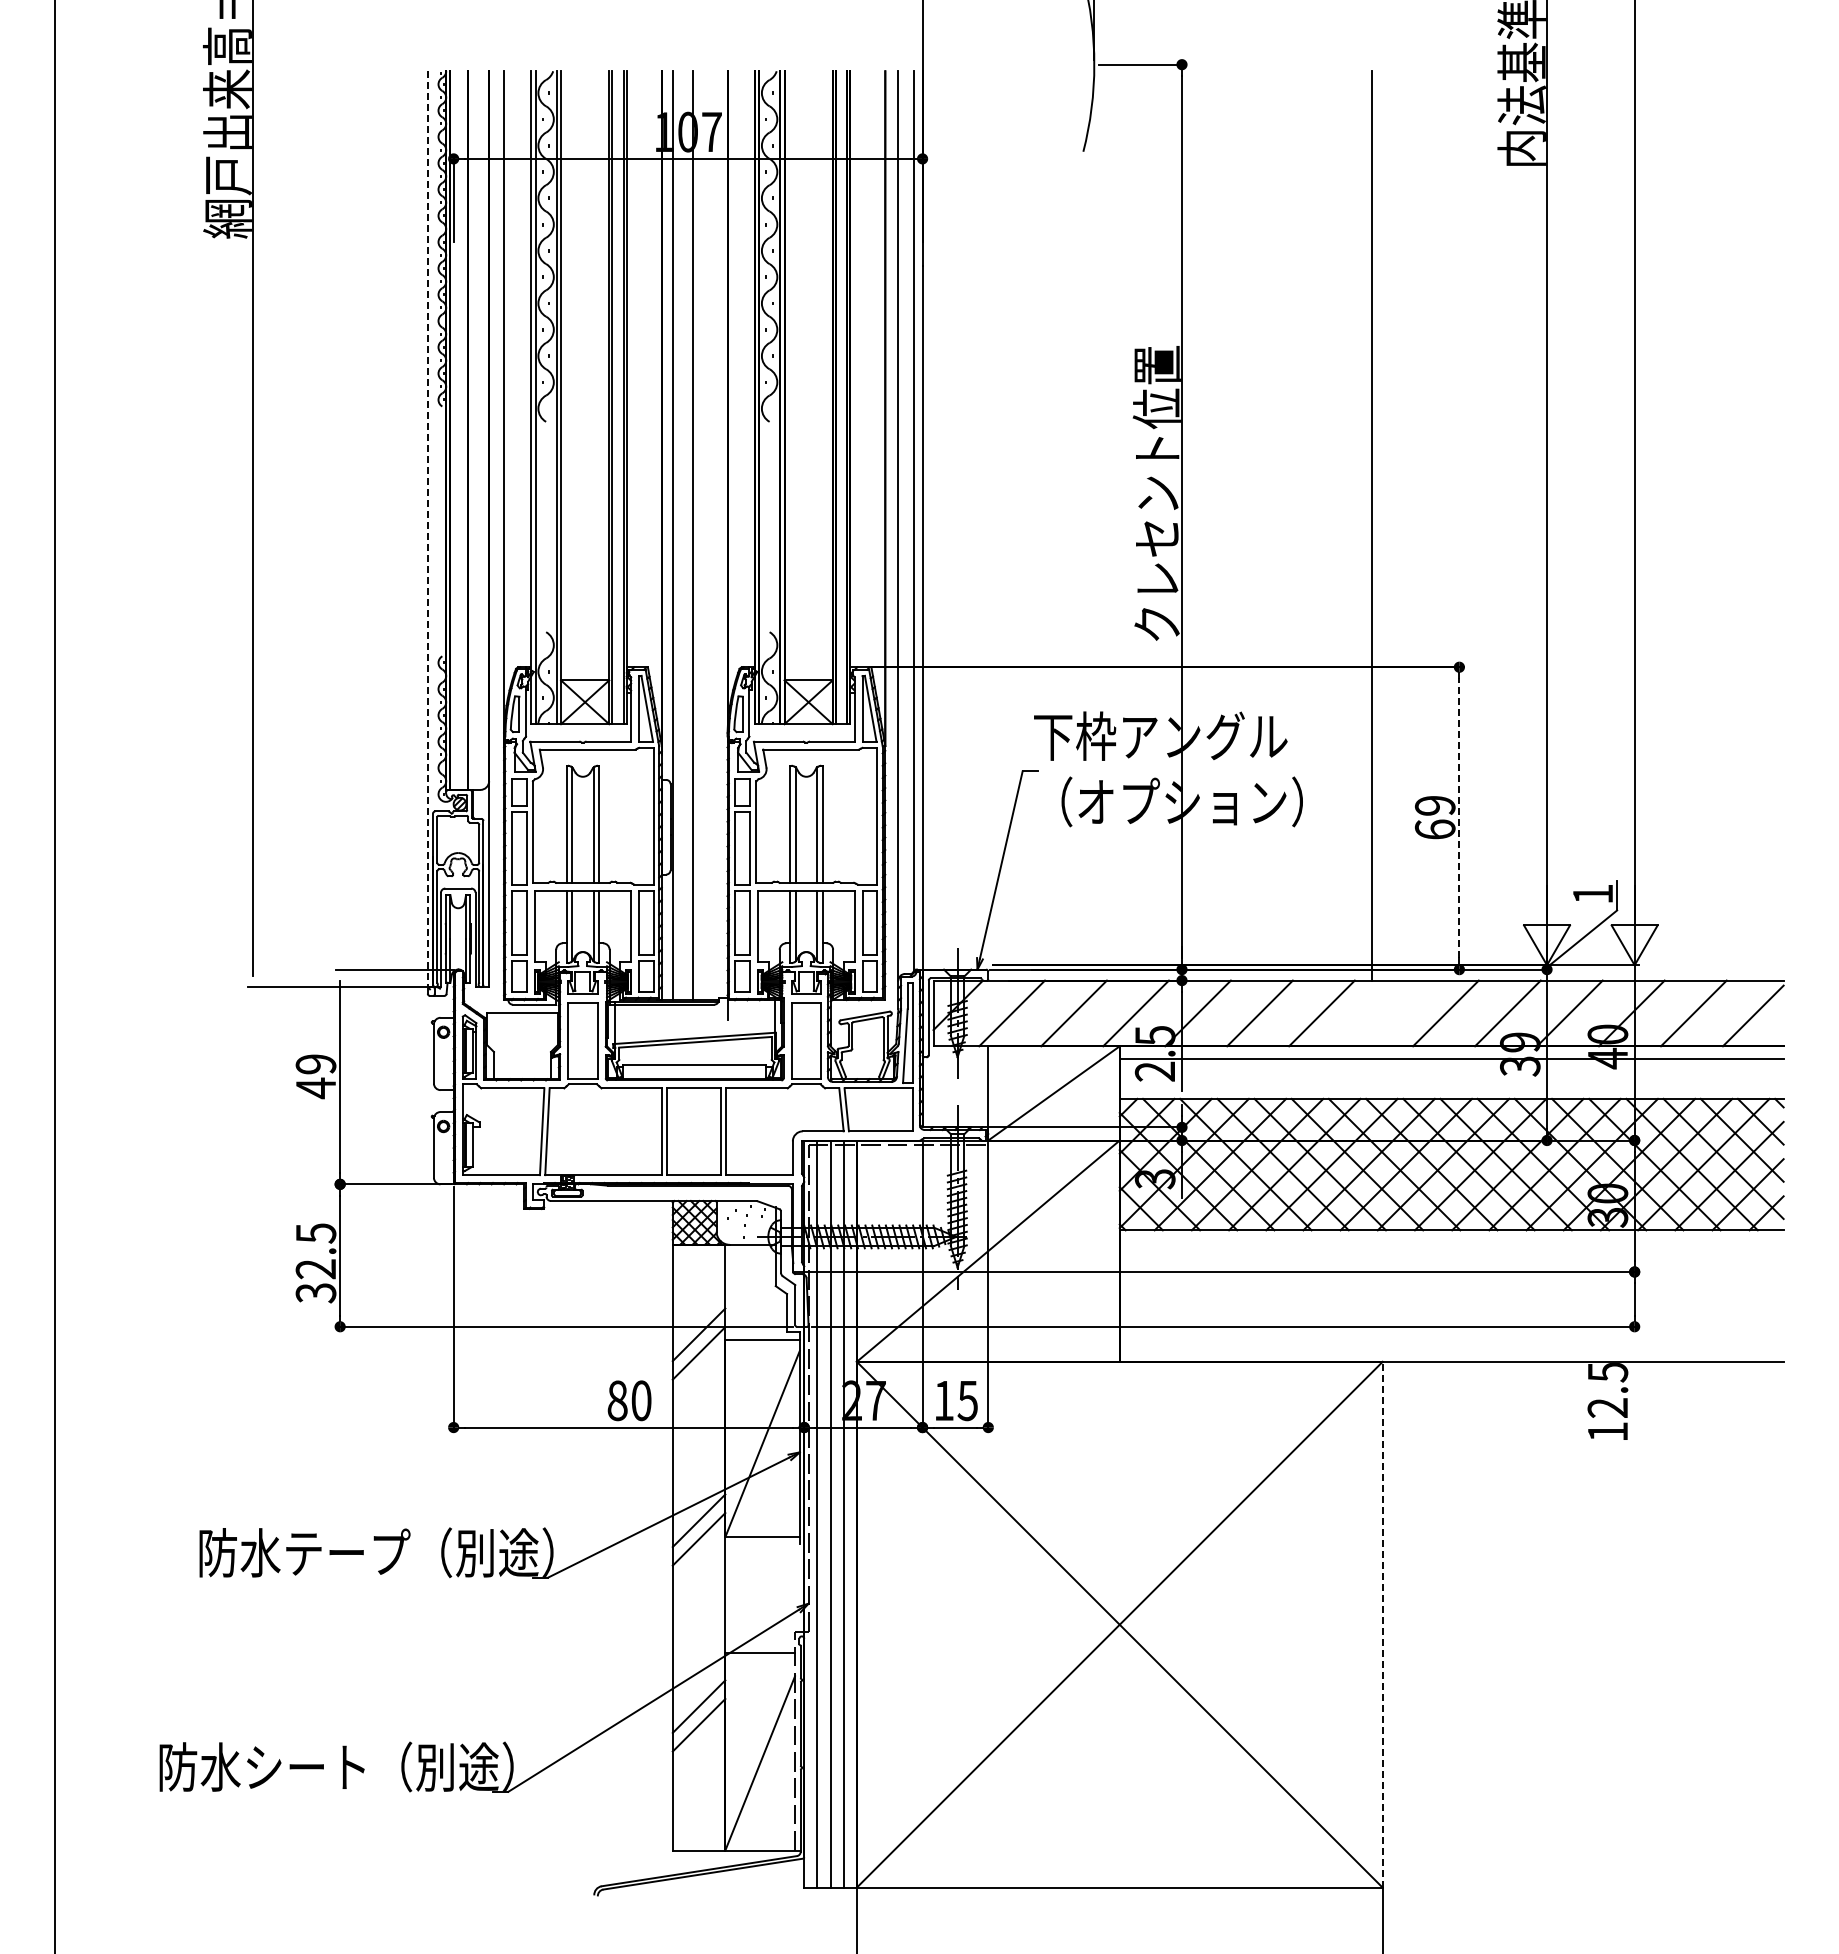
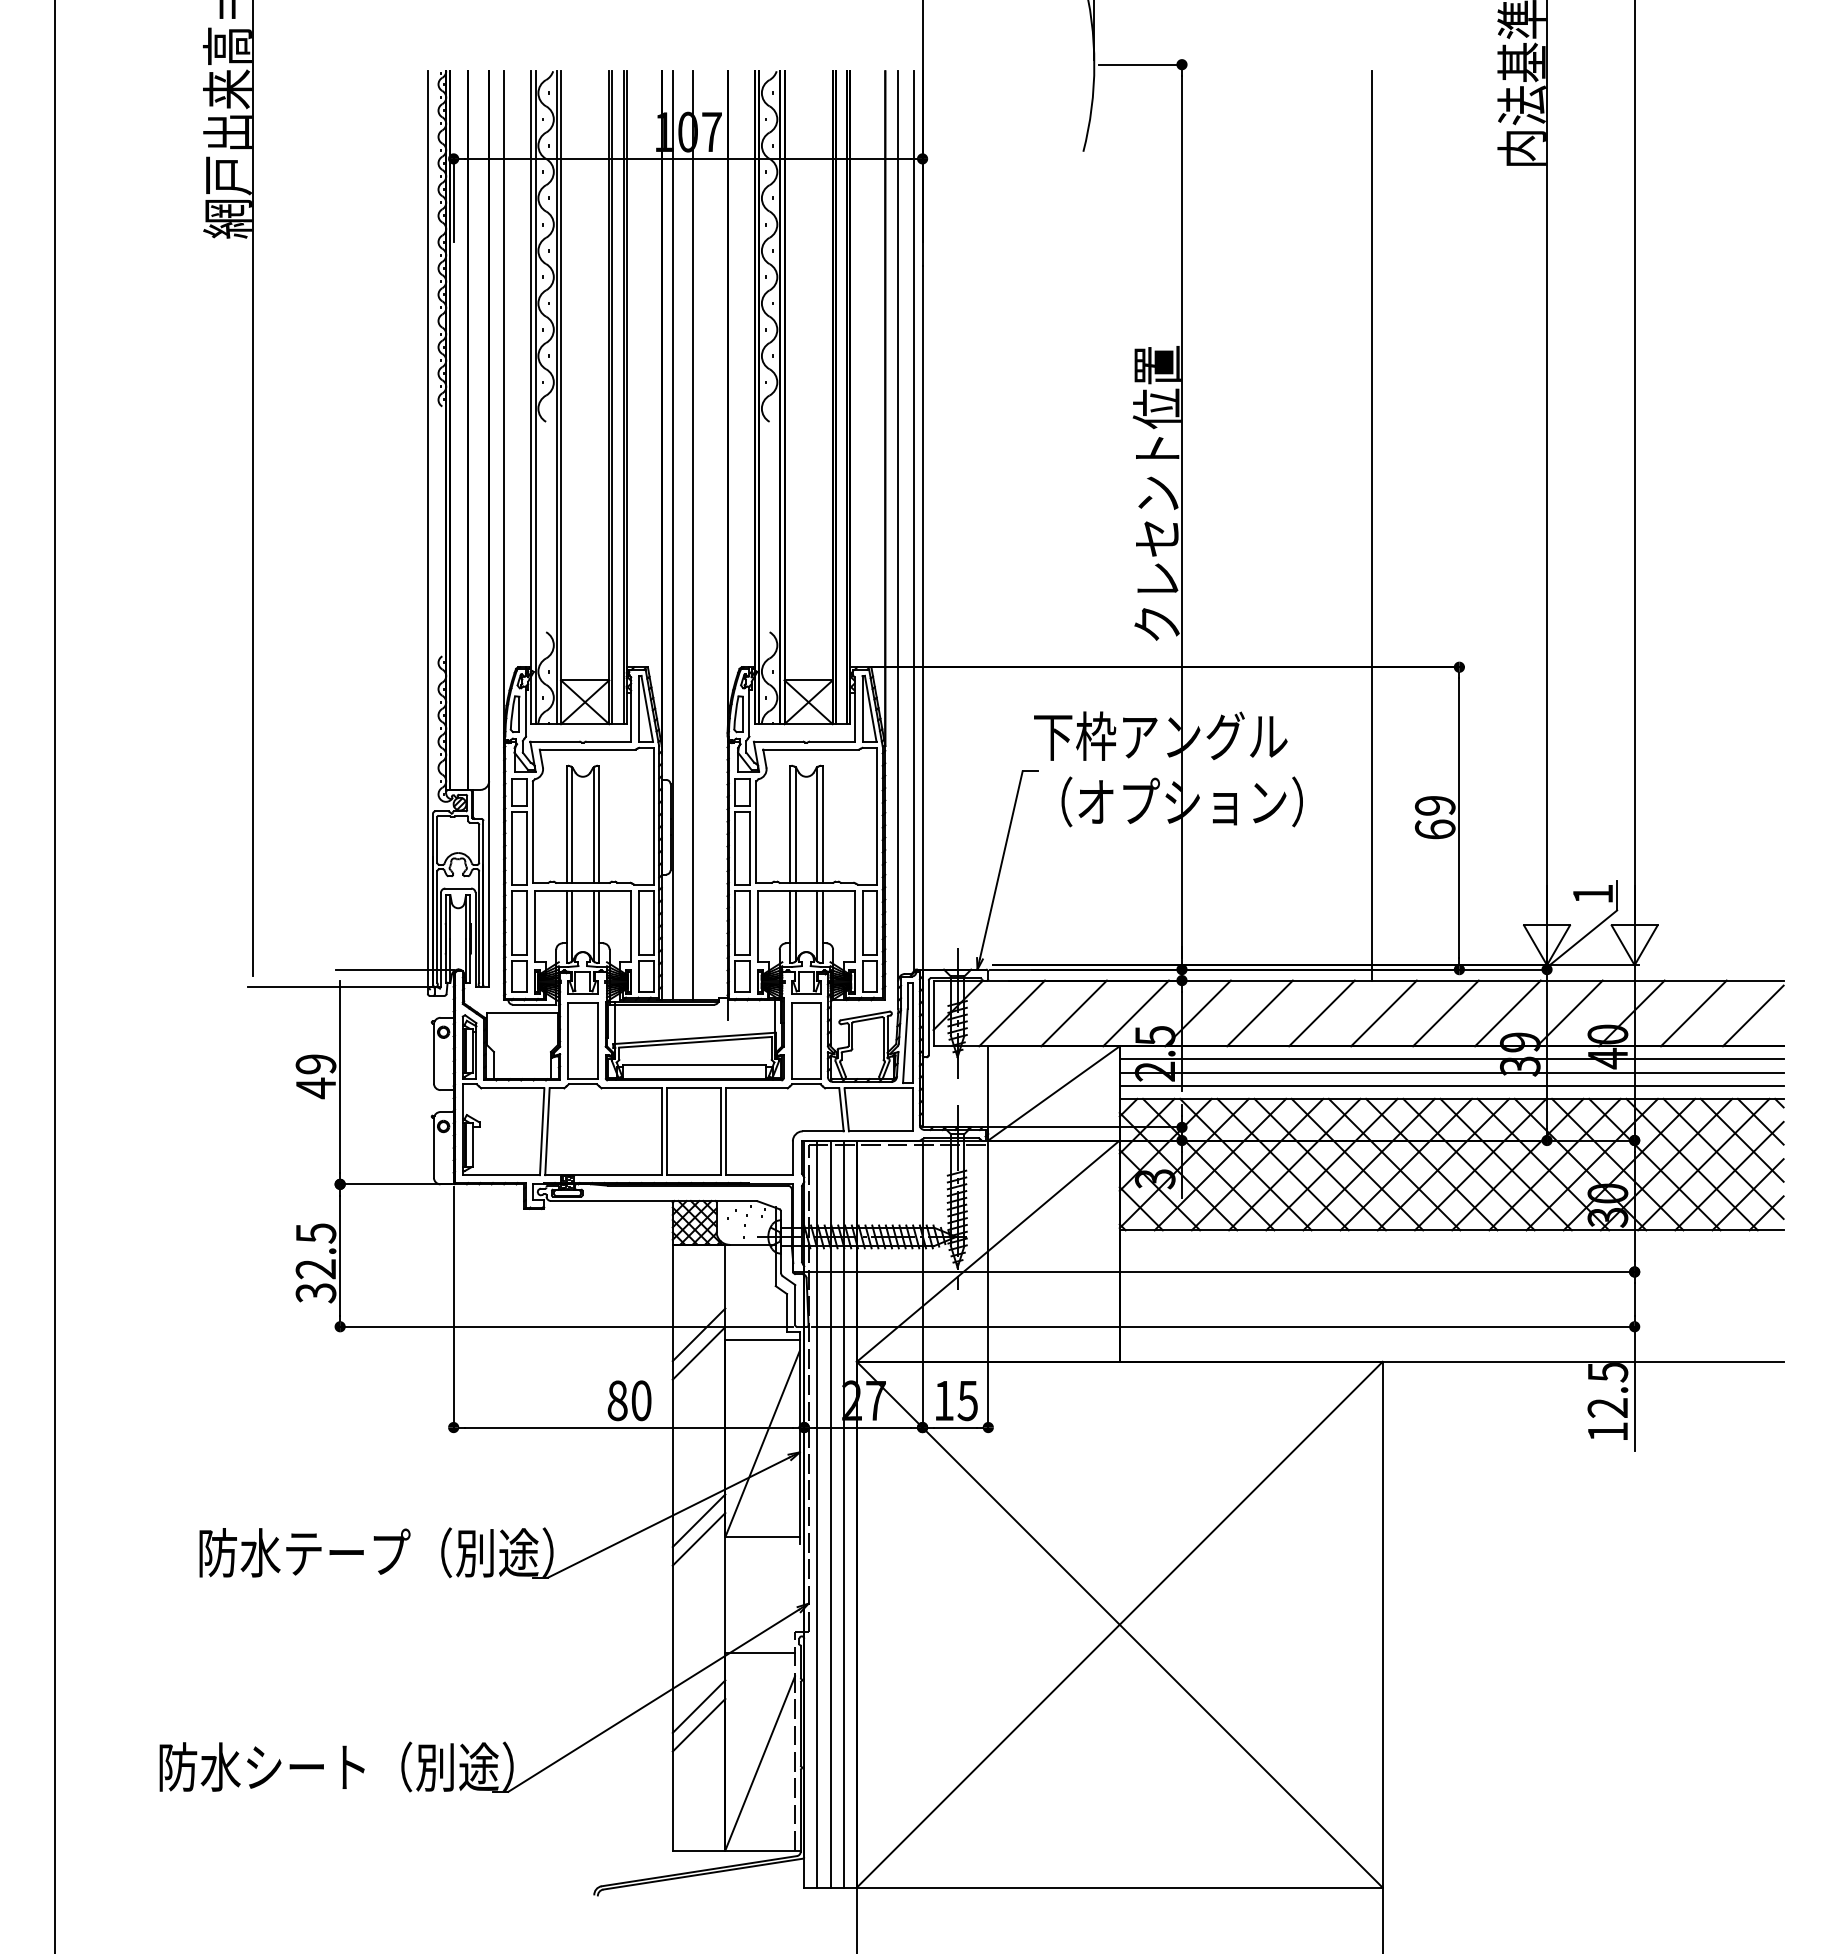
line: dashed -> solid (427, 529)
line: dashed -> solid (1459, 817)
line: none -> present (1383, 1013)
line: none -> present (1451, 1072)
line: none -> present (1451, 1085)
line: none -> present (1634, 1388)
line: dashed -> solid (1382, 1624)
